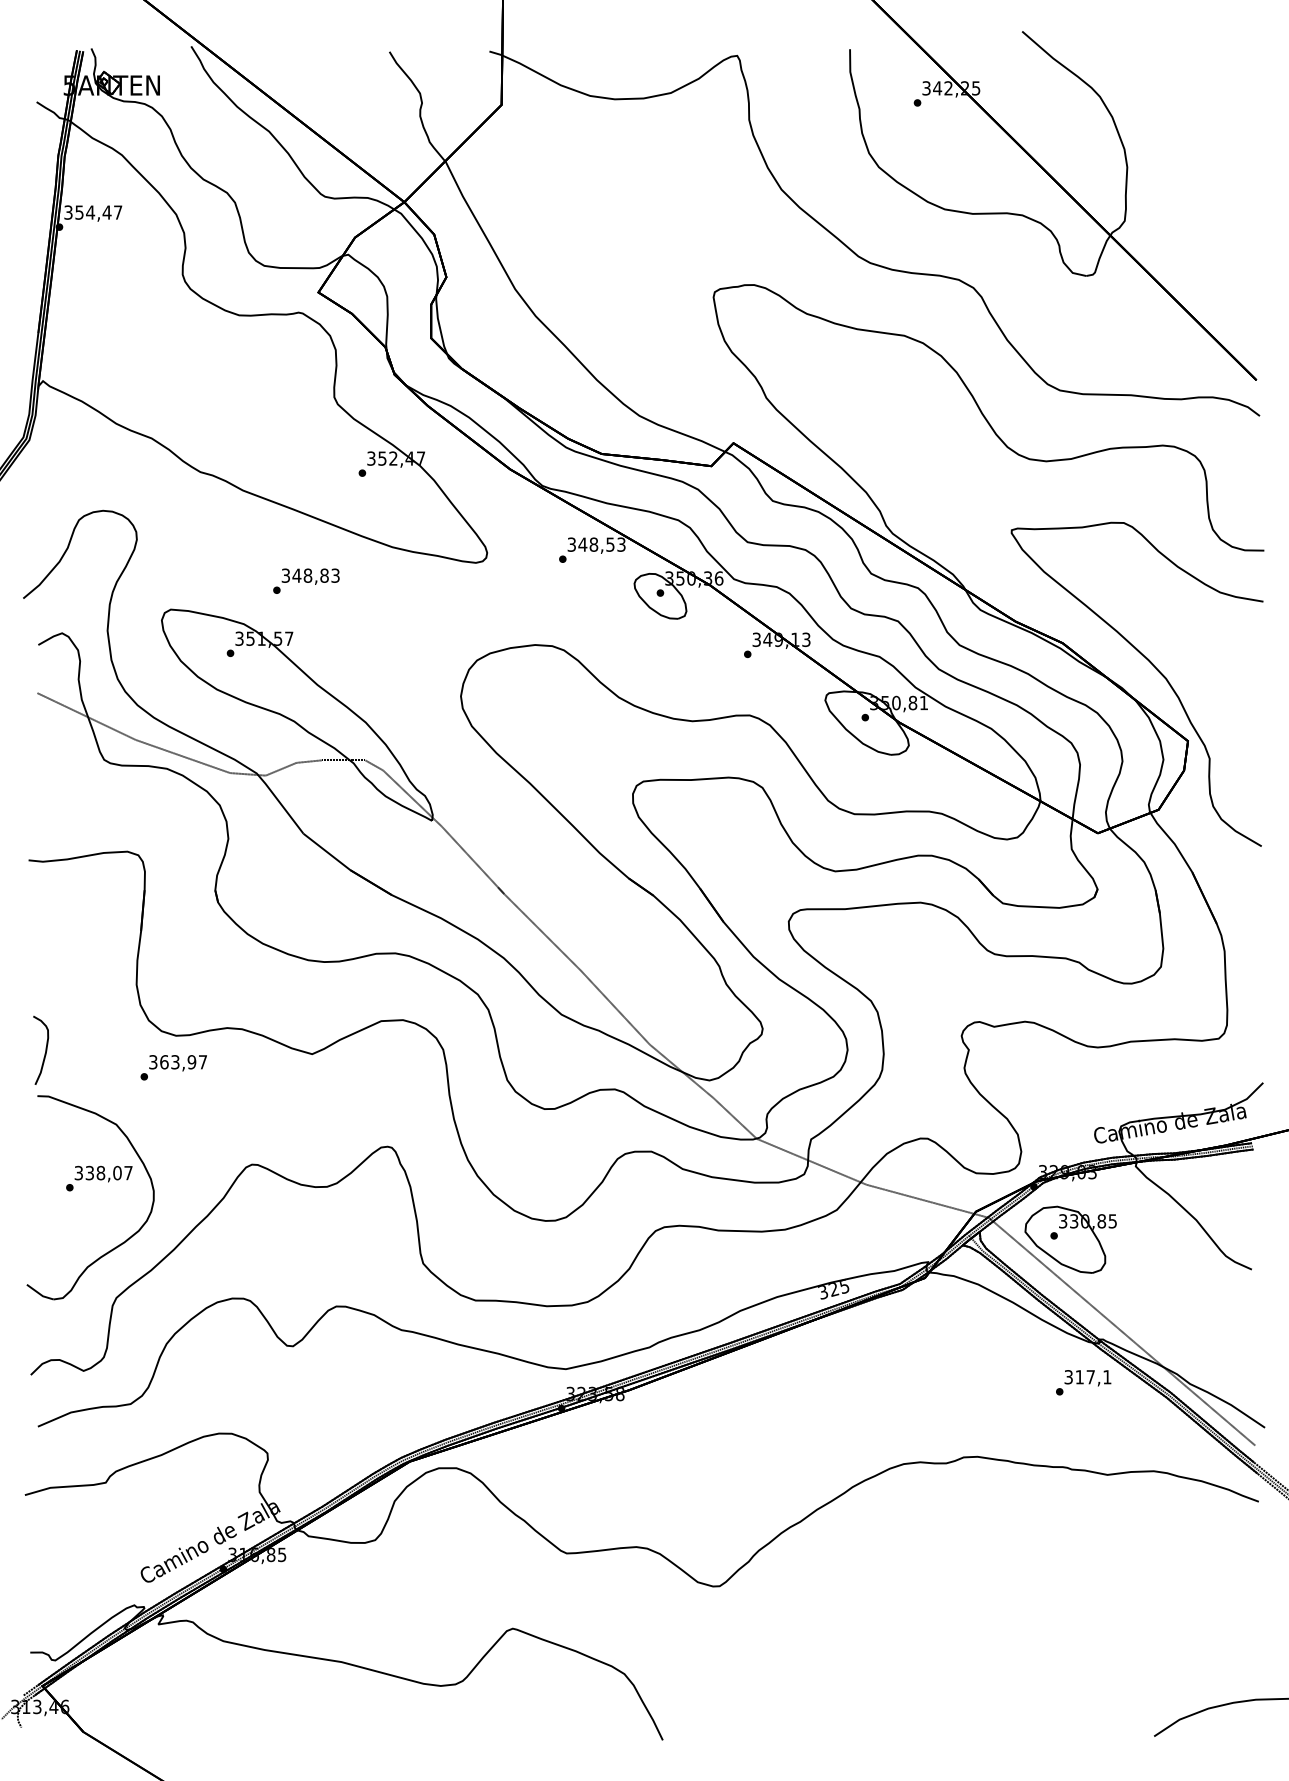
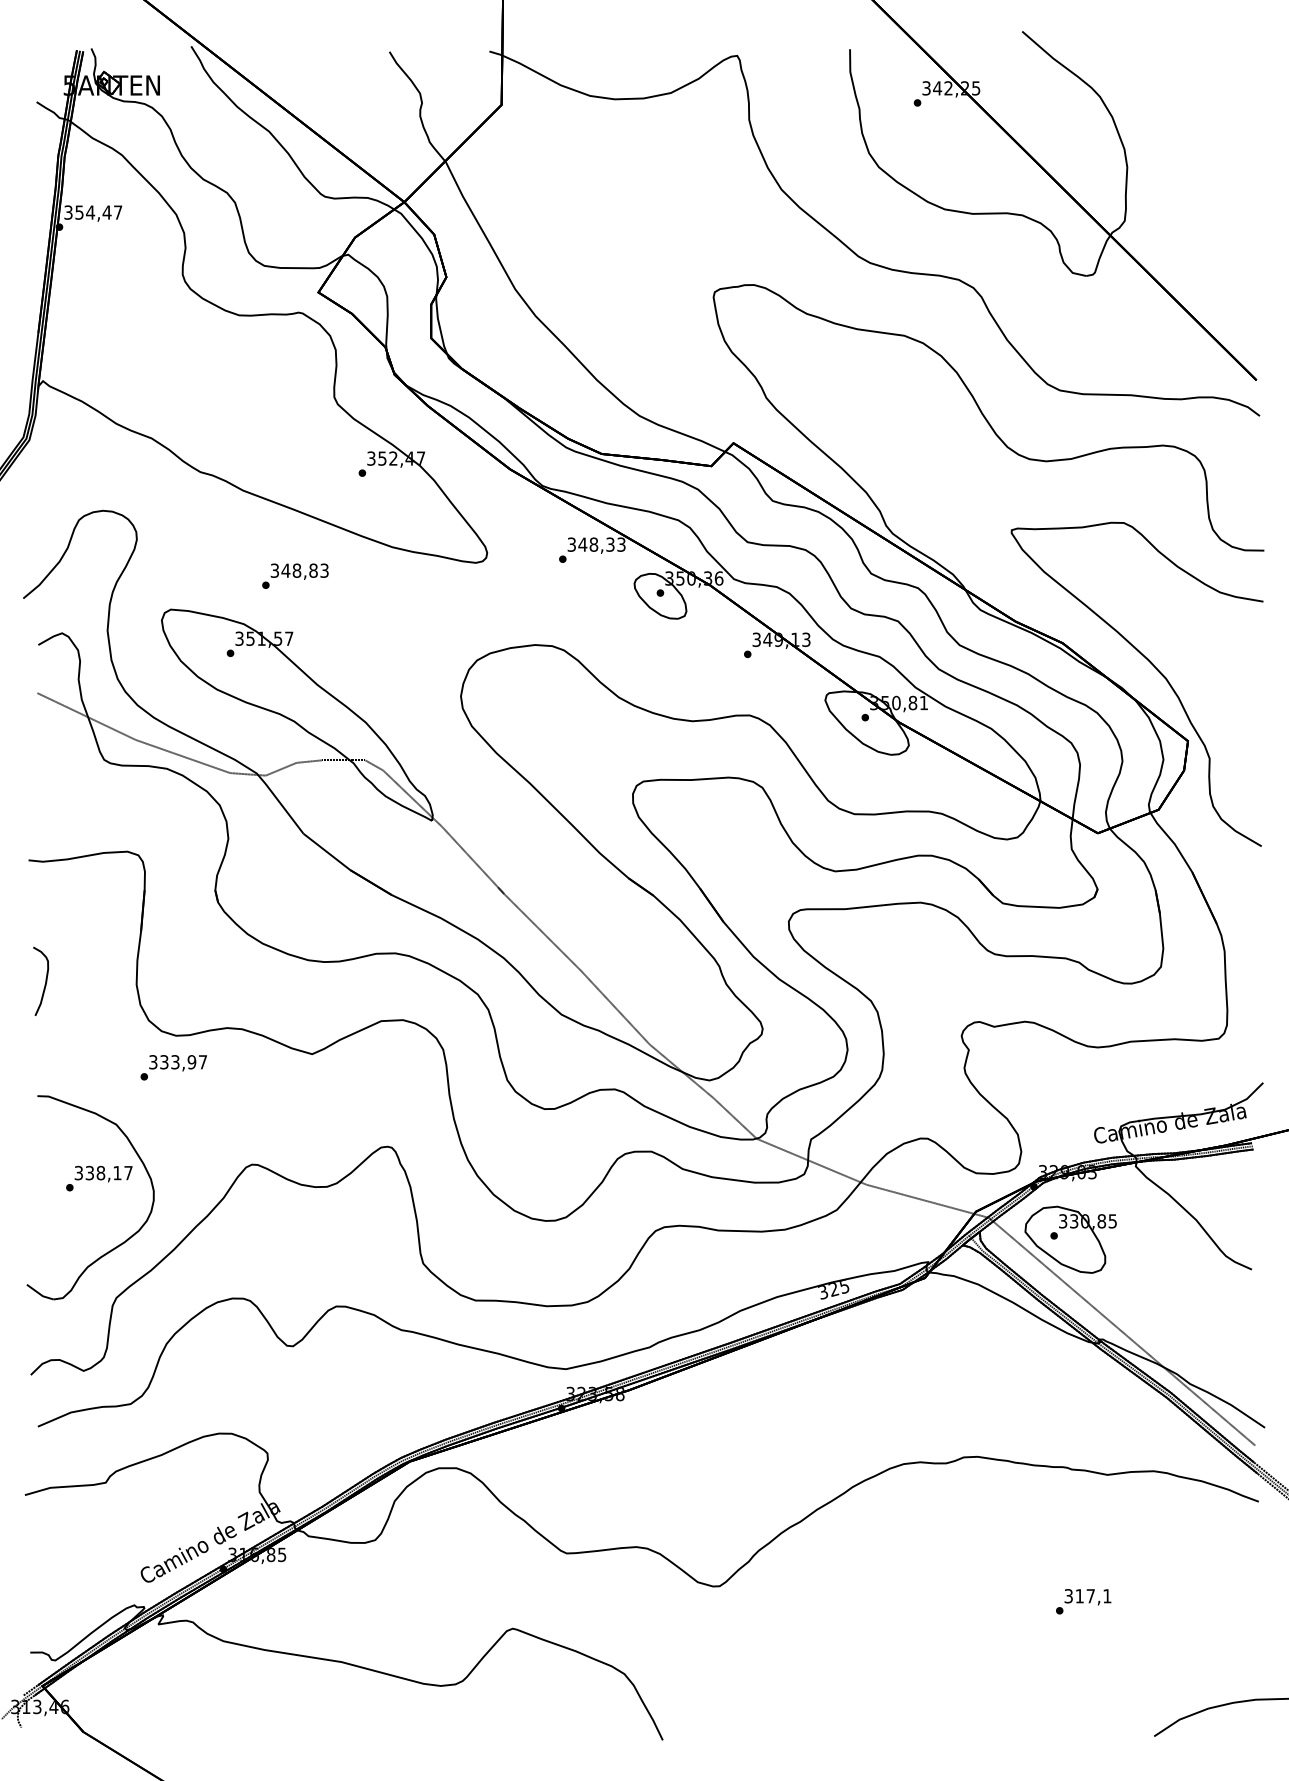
text: 348,53 -> 348,33 (610, 544)
text position: (306, 580) -> (295, 575) (295, 575)
curve position: (45, 1049) -> (45, 980) (45, 980)
text: 363,97 -> 333,97 (164, 1062)
text: 338,07 -> 338,17 (117, 1172)
text position: (1083, 1382) -> (1083, 1601) (1083, 1601)
